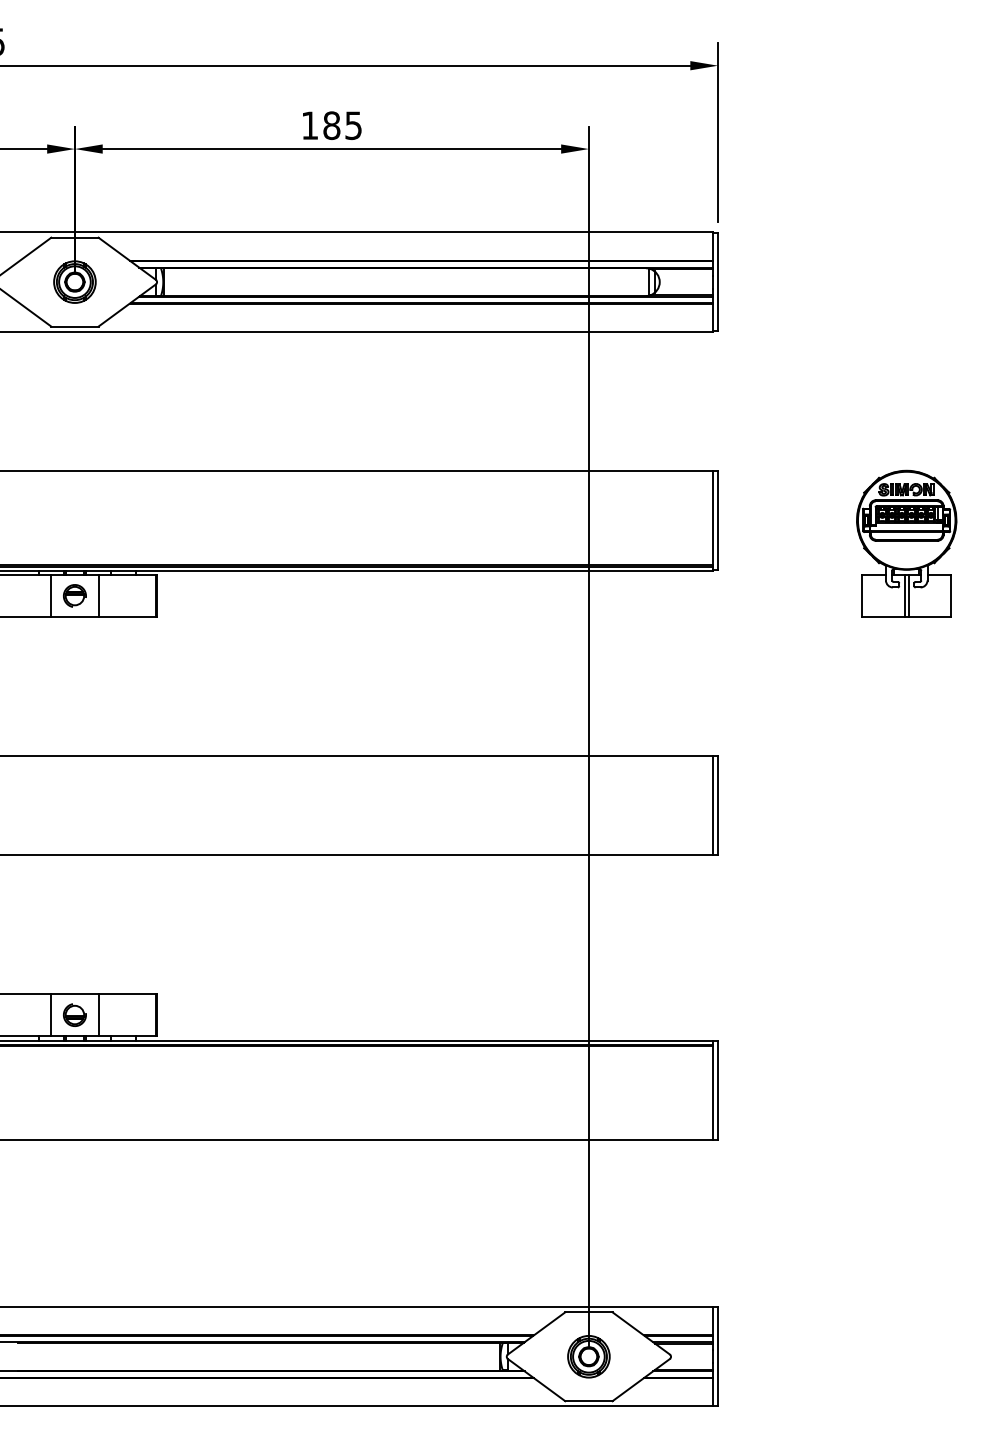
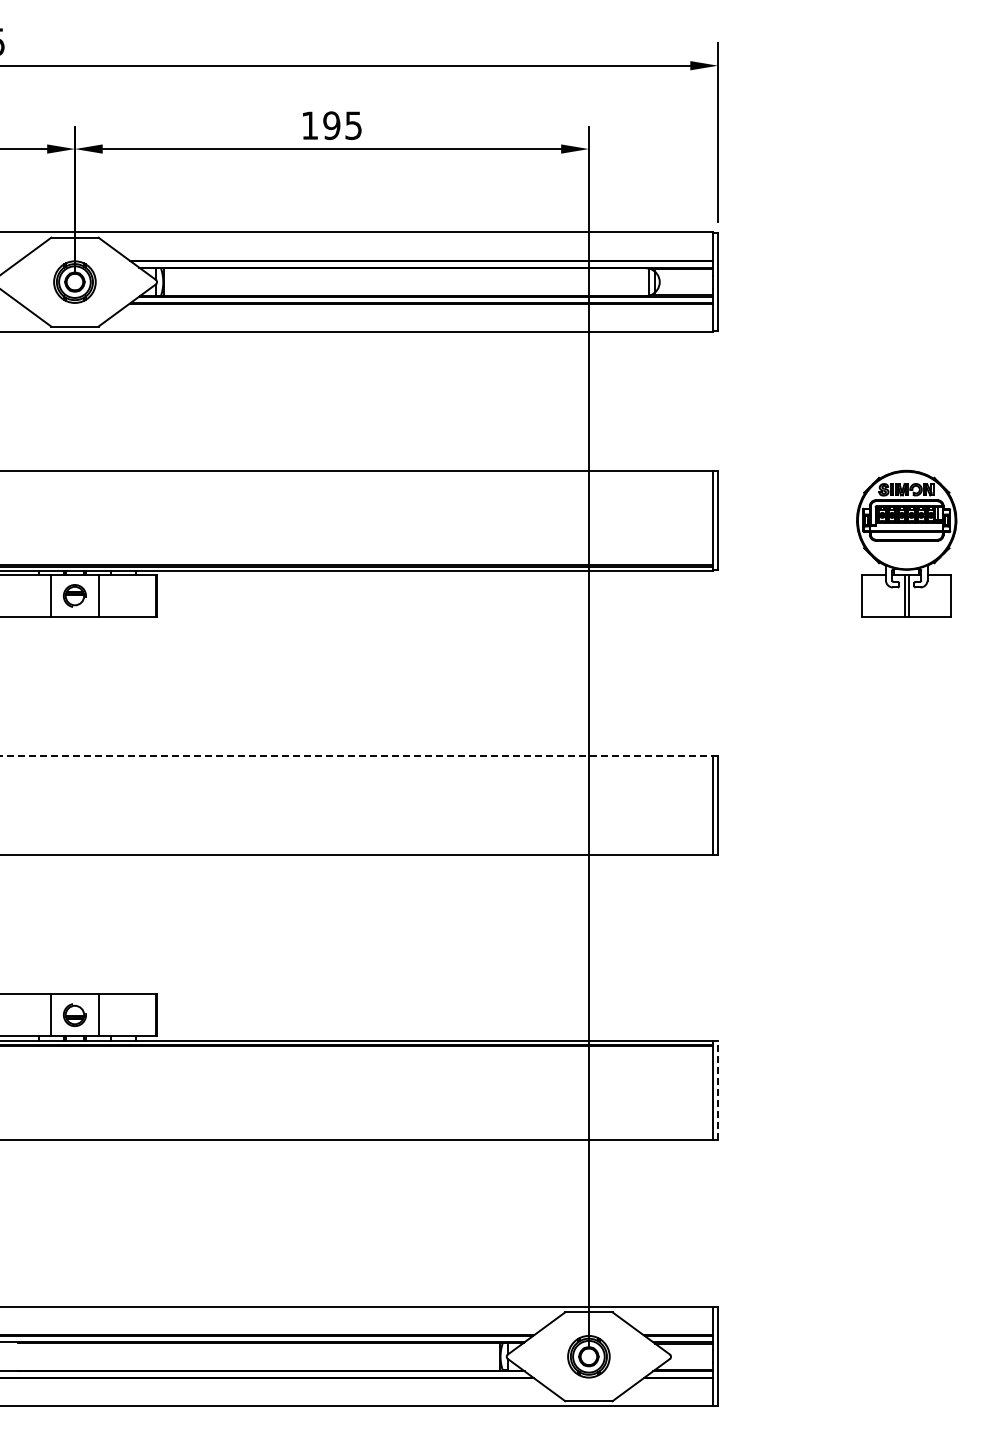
text: 185 -> 195 (331, 125)
line: solid -> dashed (356, 755)
line: solid -> dashed (718, 1090)
